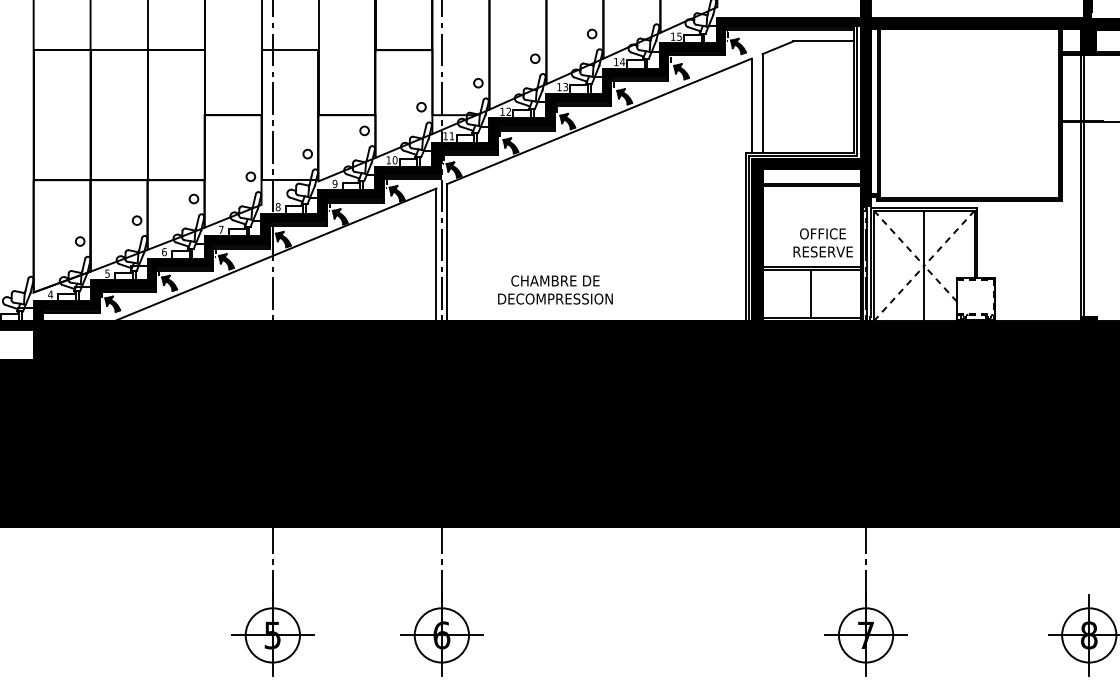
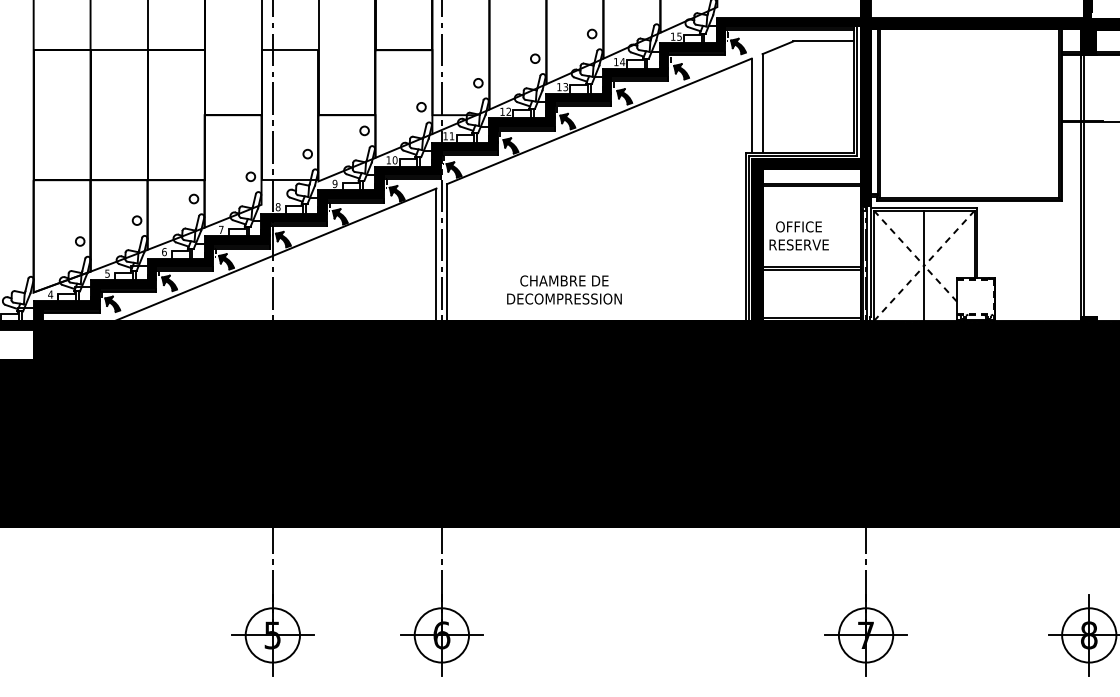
text position: (822, 242) -> (798, 235) (798, 235)
text position: (555, 289) -> (564, 289) (564, 289)
line: present -> none (811, 293)
